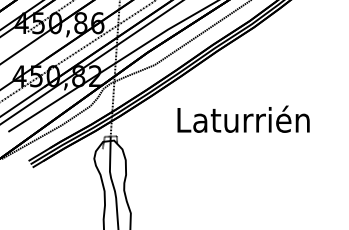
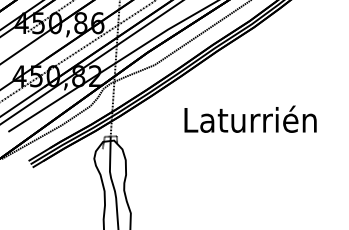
text position: (243, 118) -> (250, 118) (250, 118)
